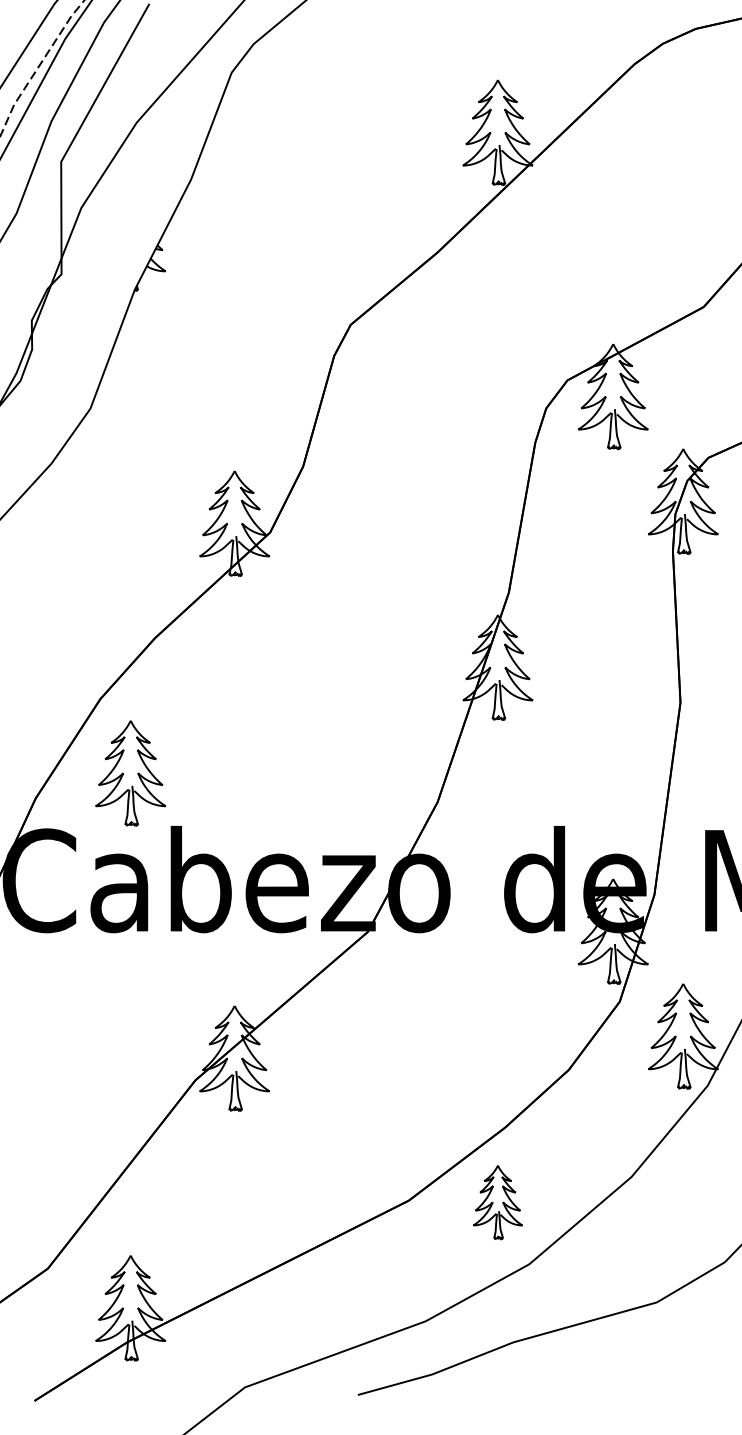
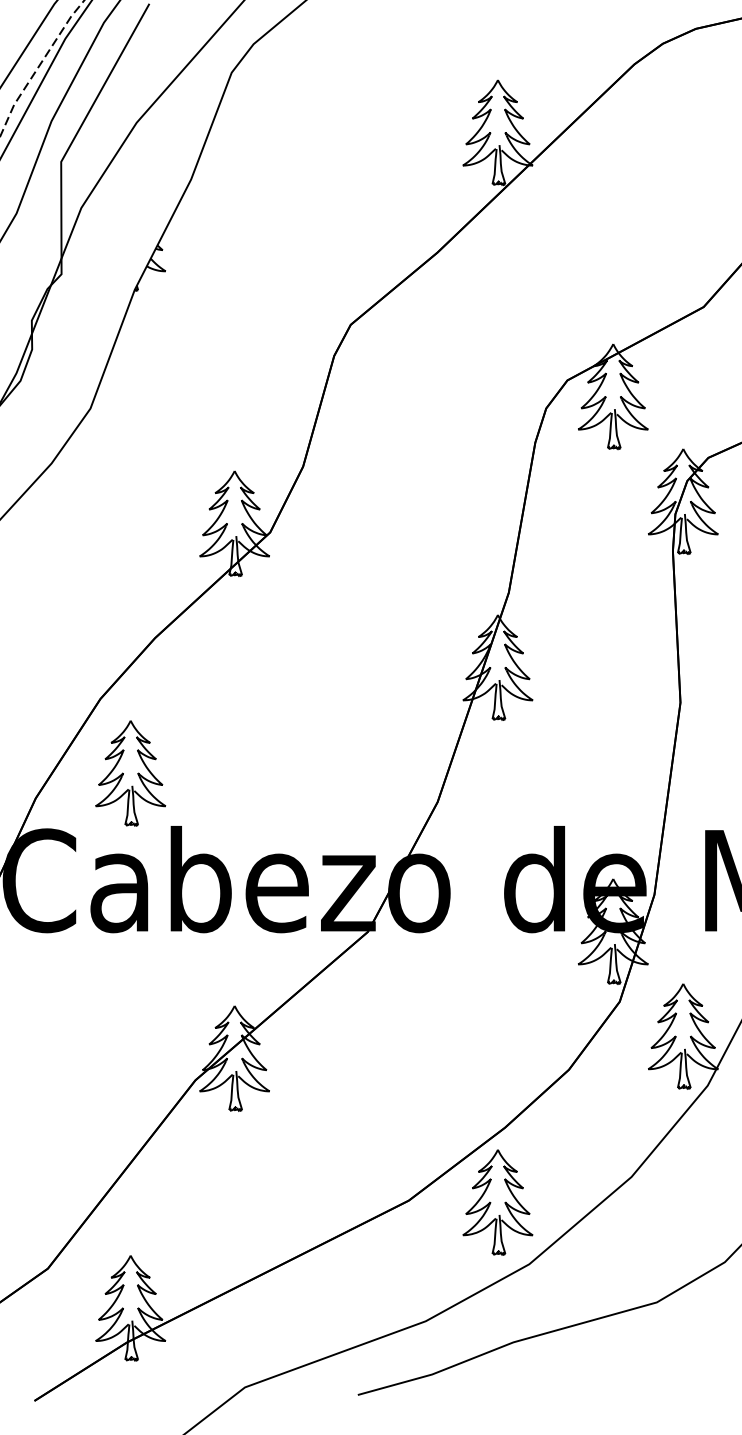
part size: 50x76 px -> 72x107 px (497, 1202)
